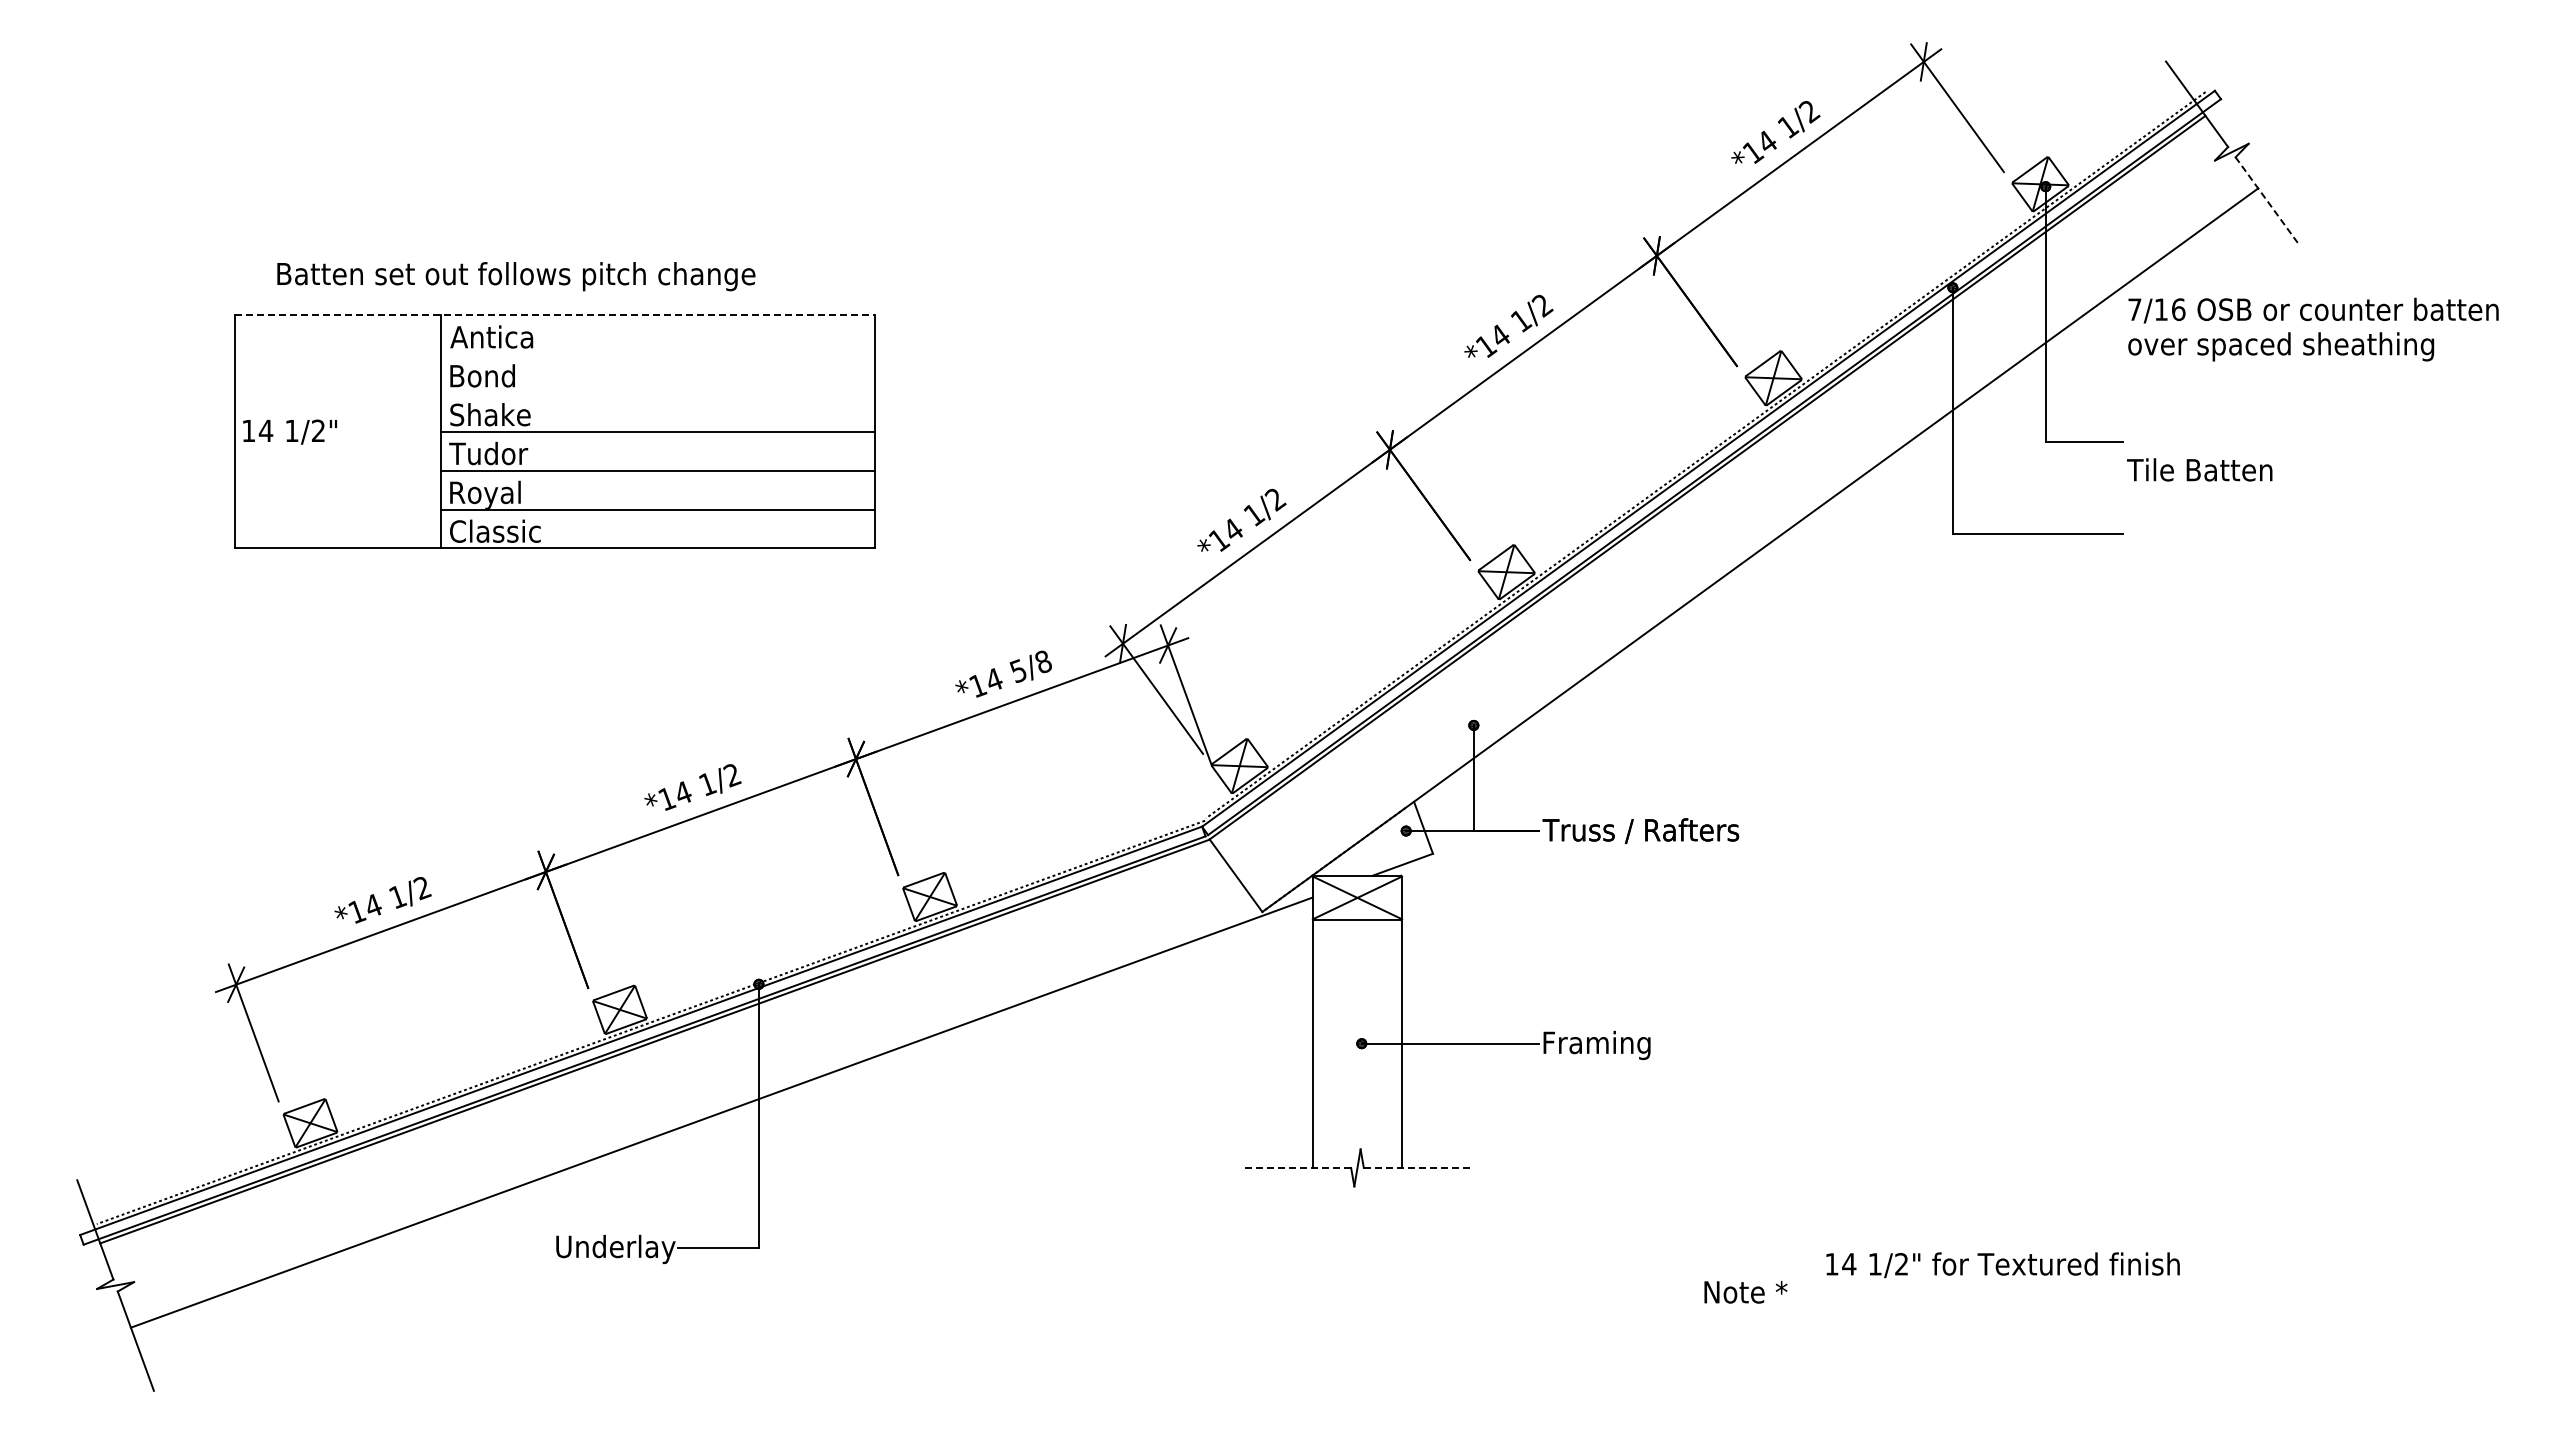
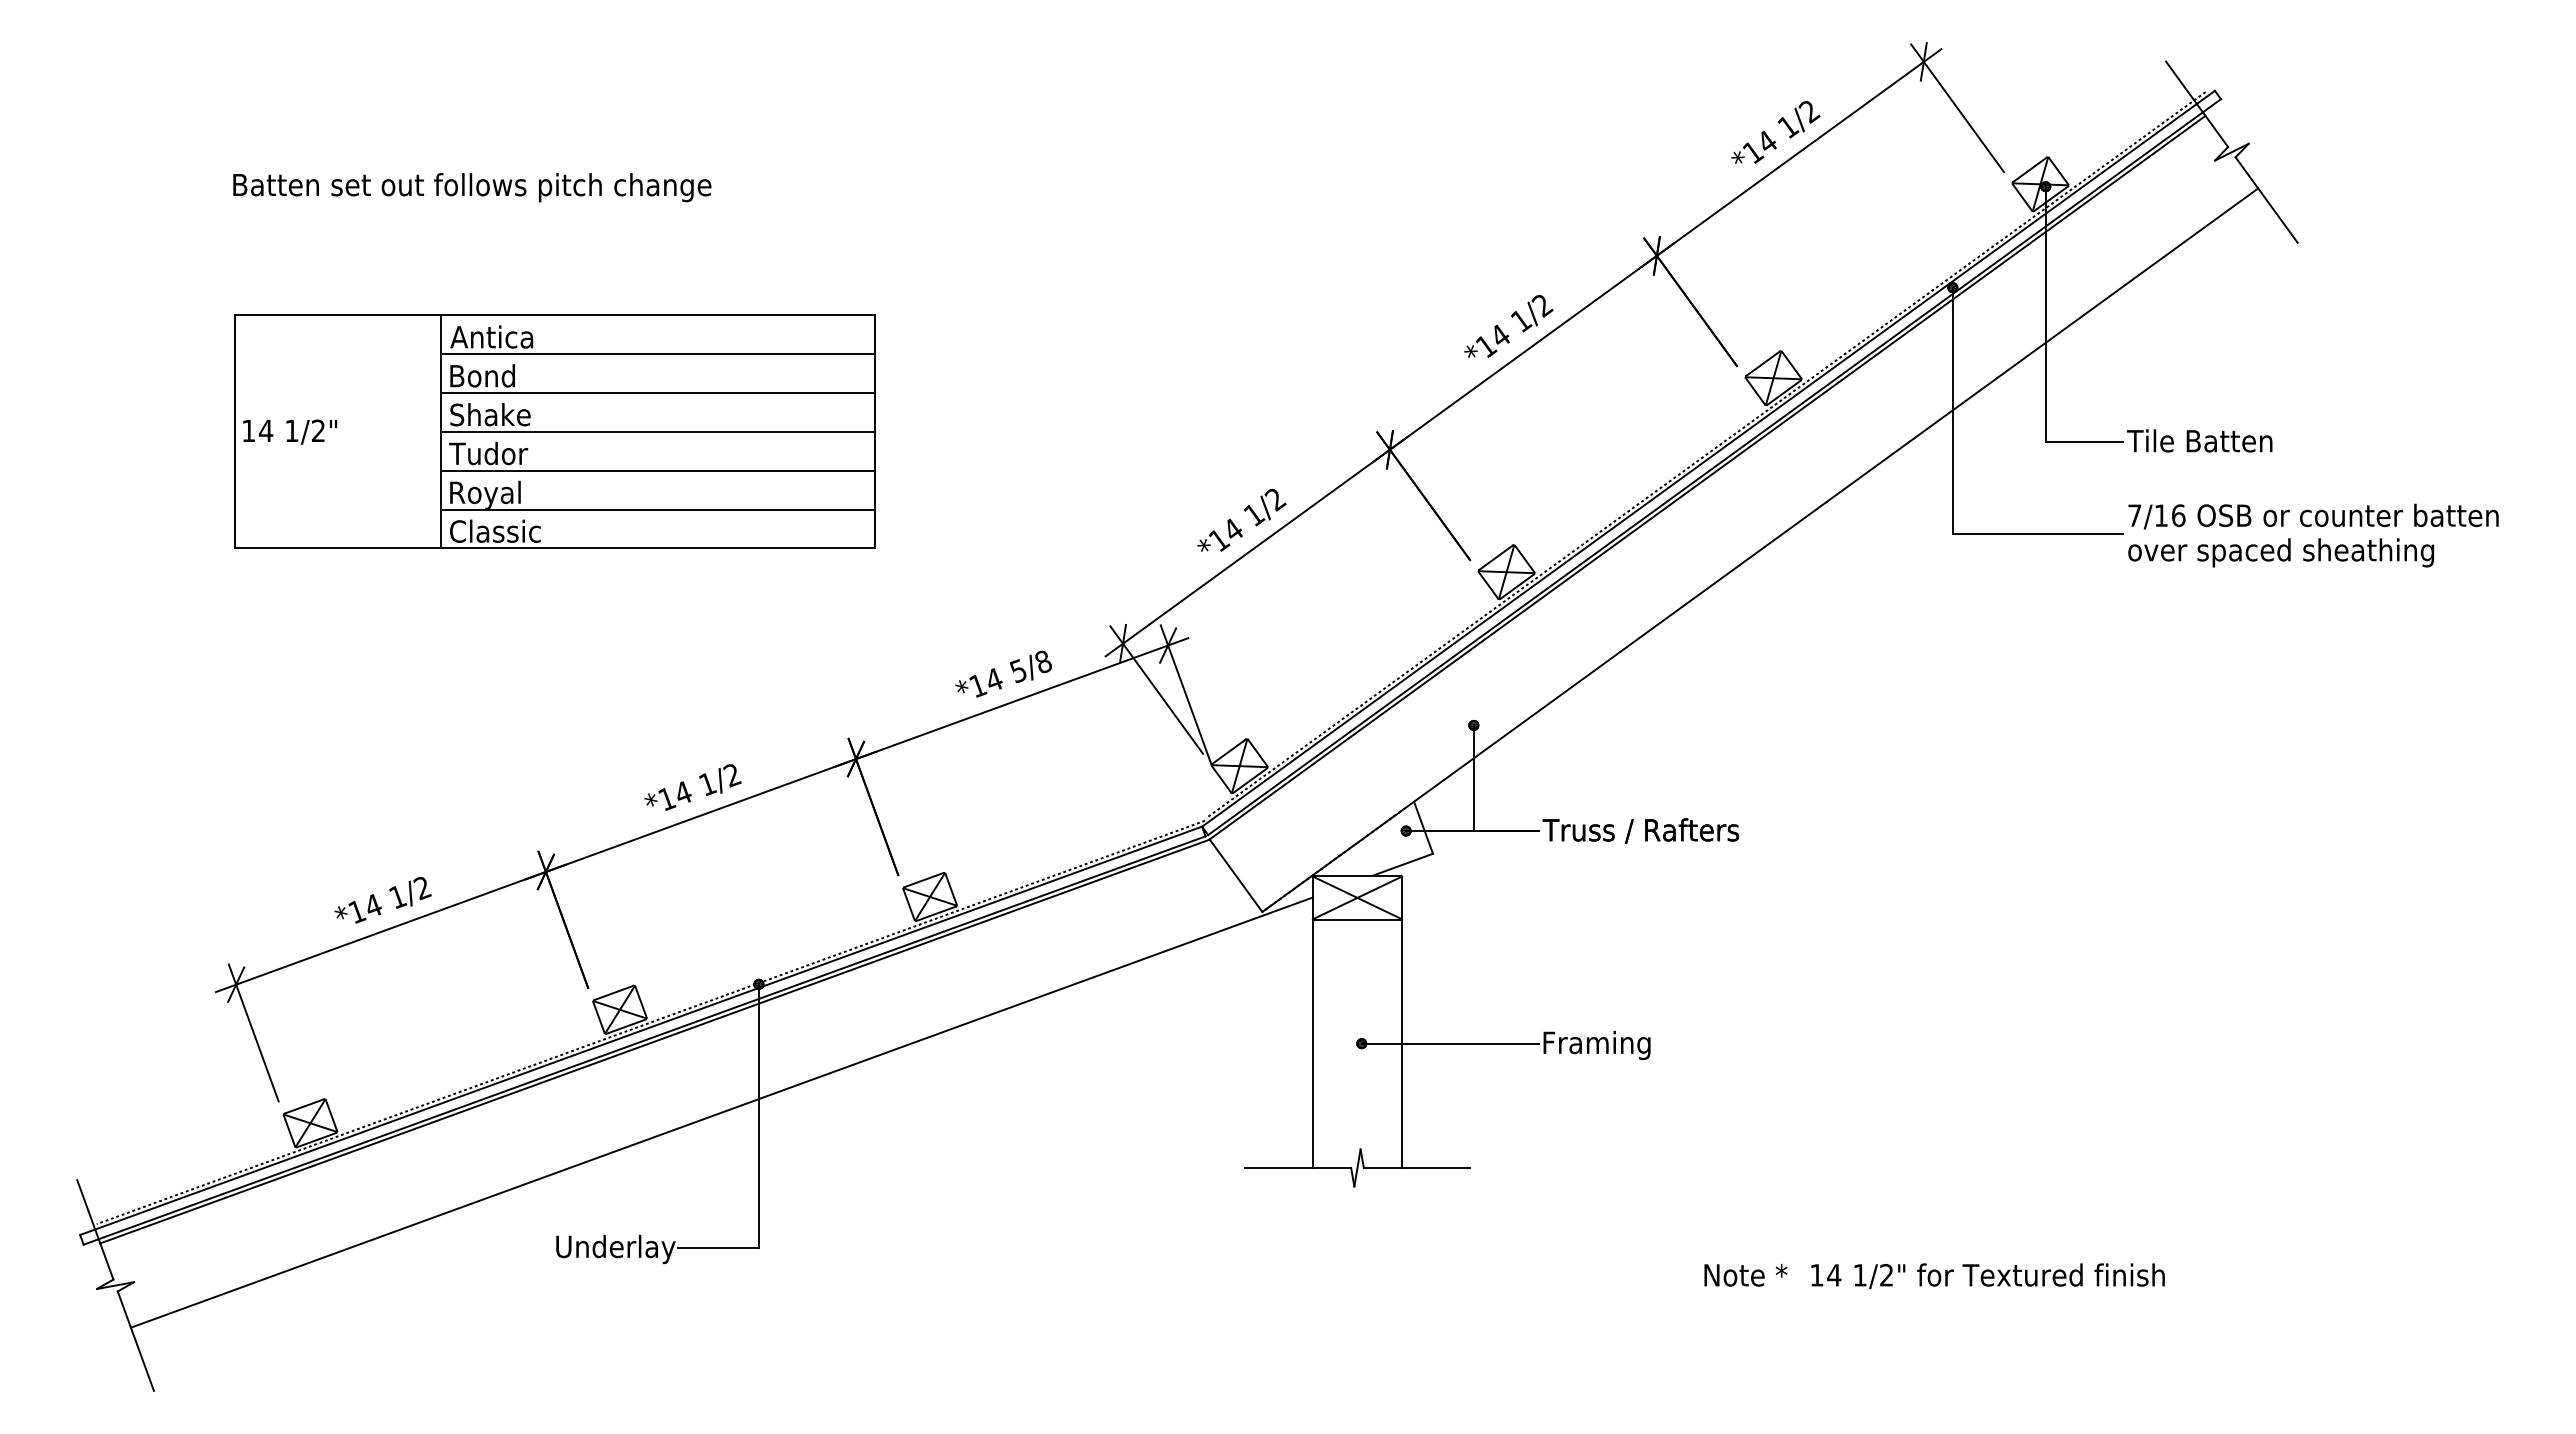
line: dashed -> solid (2266, 200)
text position: (516, 276) -> (472, 187) (472, 187)
line: dashed -> solid (555, 315)
text position: (2313, 329) -> (2313, 535) (2313, 535)
line: none -> present (657, 354)
line: none -> present (657, 393)
text position: (2199, 469) -> (2199, 440) (2199, 440)
line: dashed -> solid (1298, 1167)
line: dashed -> solid (1416, 1167)
text position: (2002, 1265) -> (1987, 1276) (1987, 1276)
text position: (1745, 1292) -> (1745, 1275) (1745, 1275)
